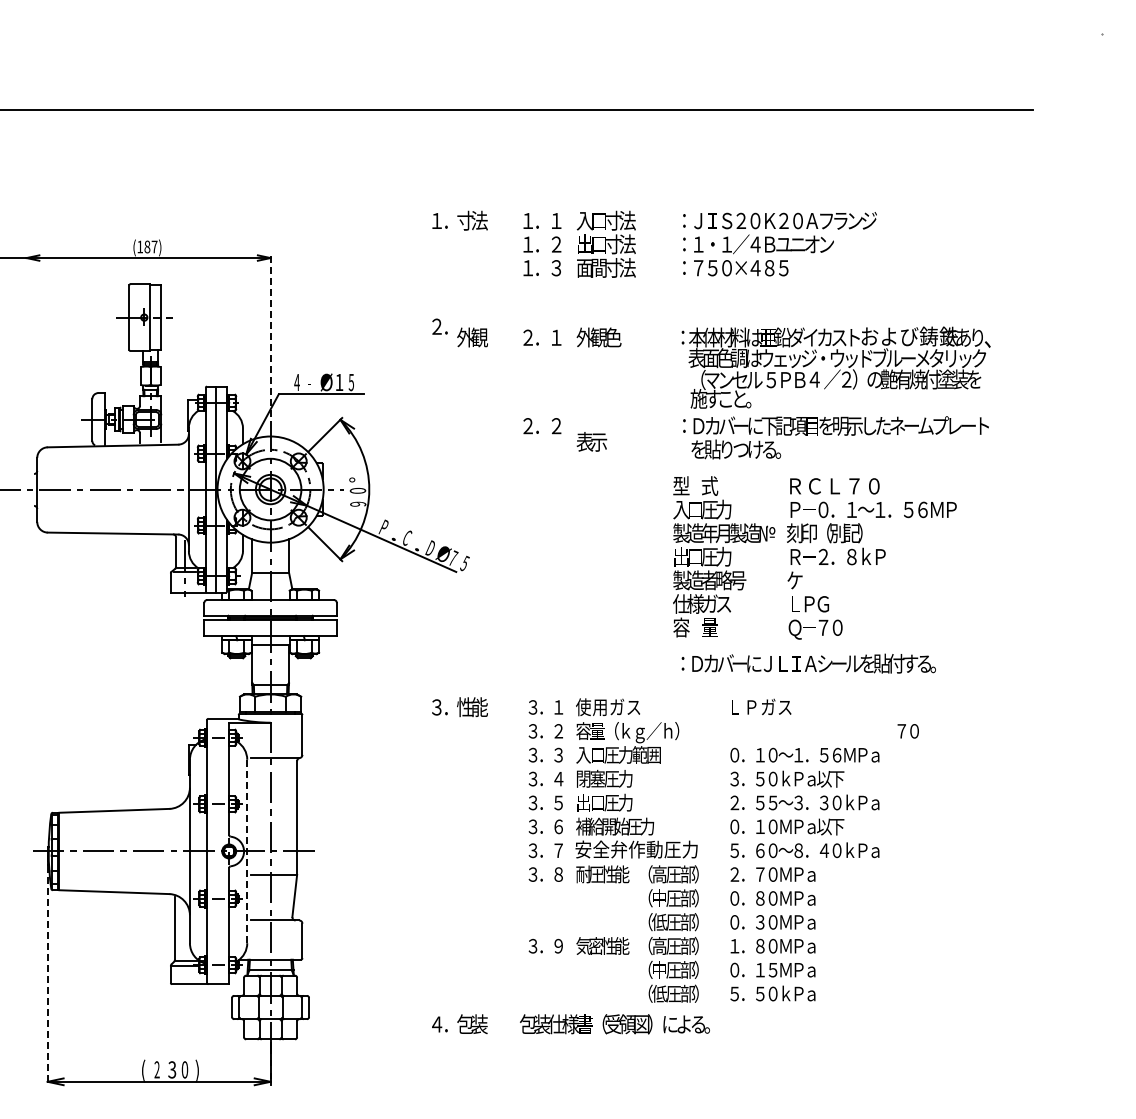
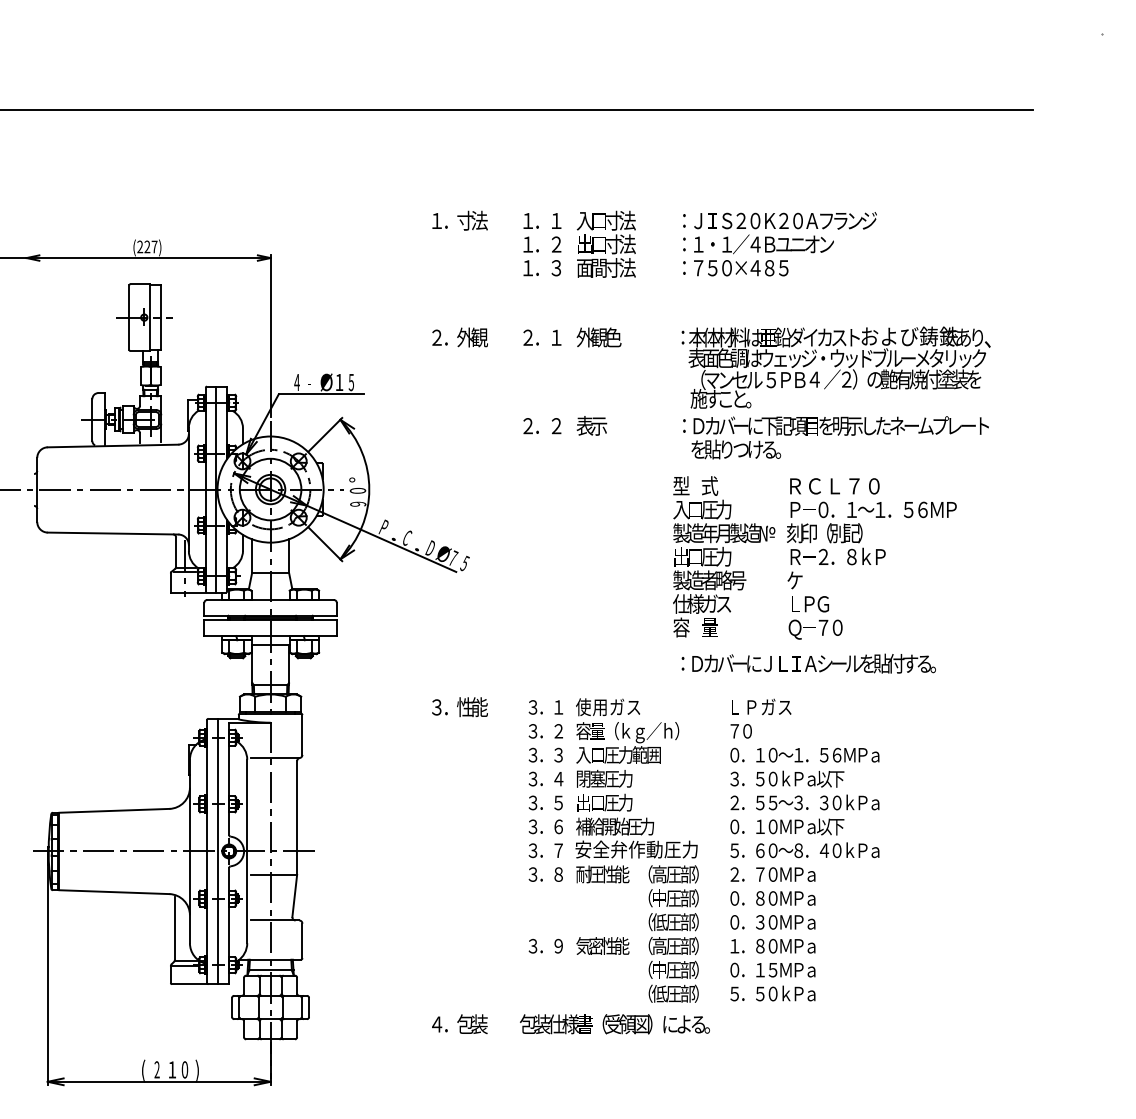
text: (187) -> (227) (143, 246)
text position: (439, 326) -> (439, 337) (439, 337)
line: dashed -> solid (270, 335)
text position: (591, 441) -> (591, 425) (591, 425)
text position: (907, 731) -> (740, 731) (740, 731)
line: none -> present (217, 851)
line: dashed -> solid (247, 851)
line: dashed -> solid (47, 970)
text: 3 -> 1 (172, 1069)
